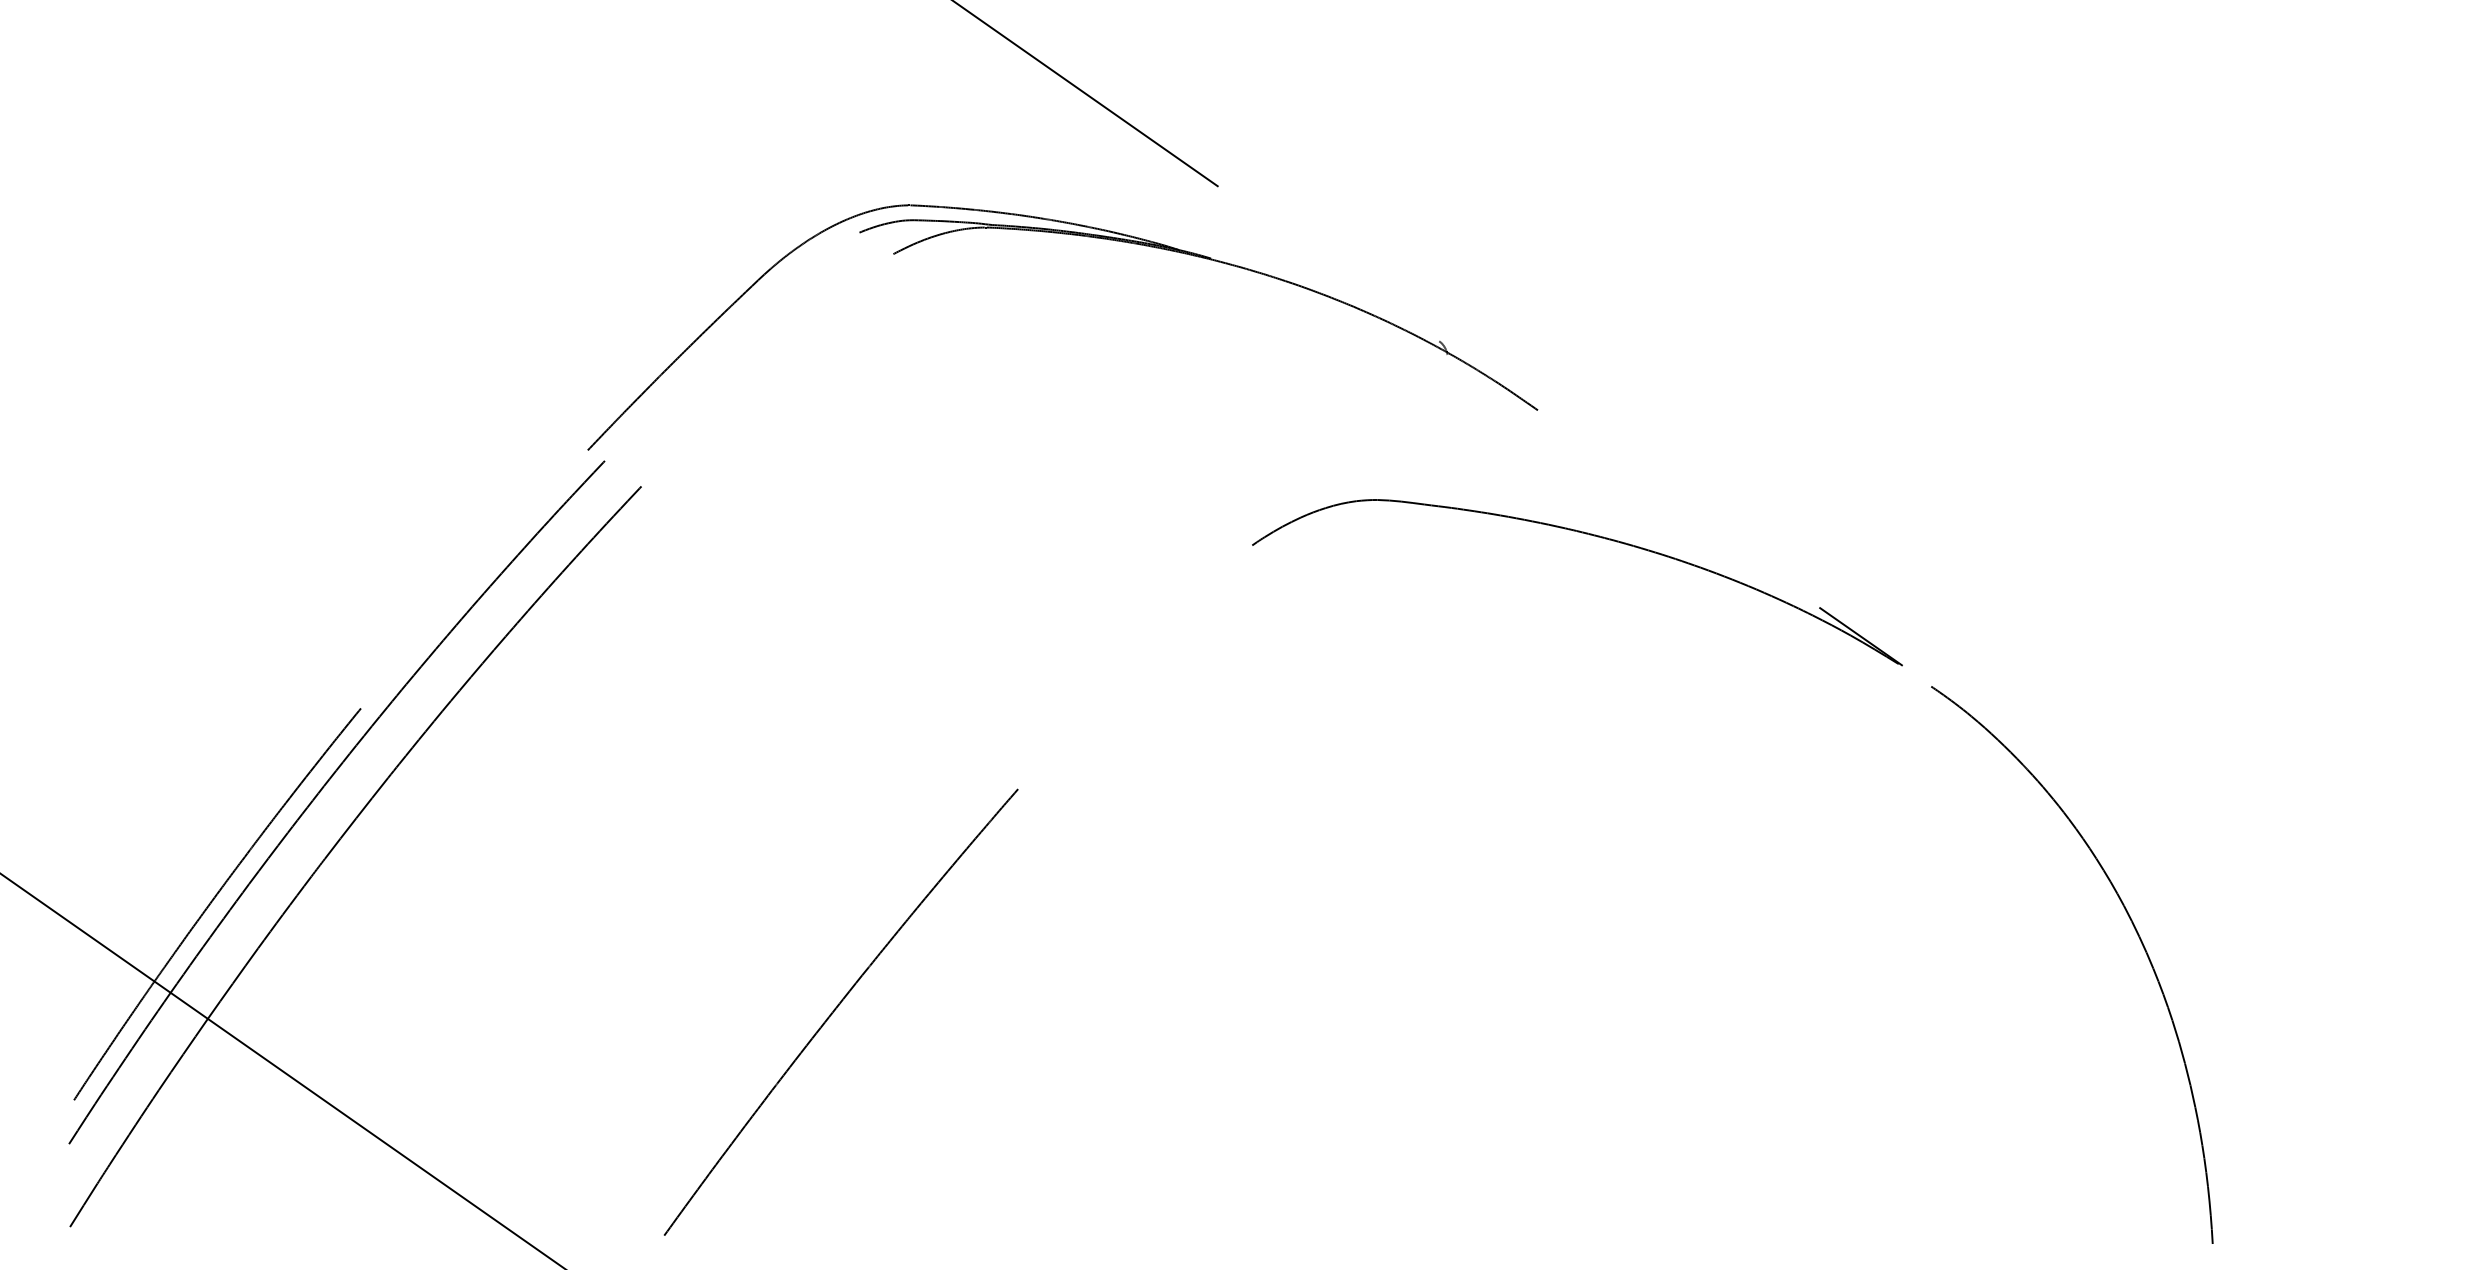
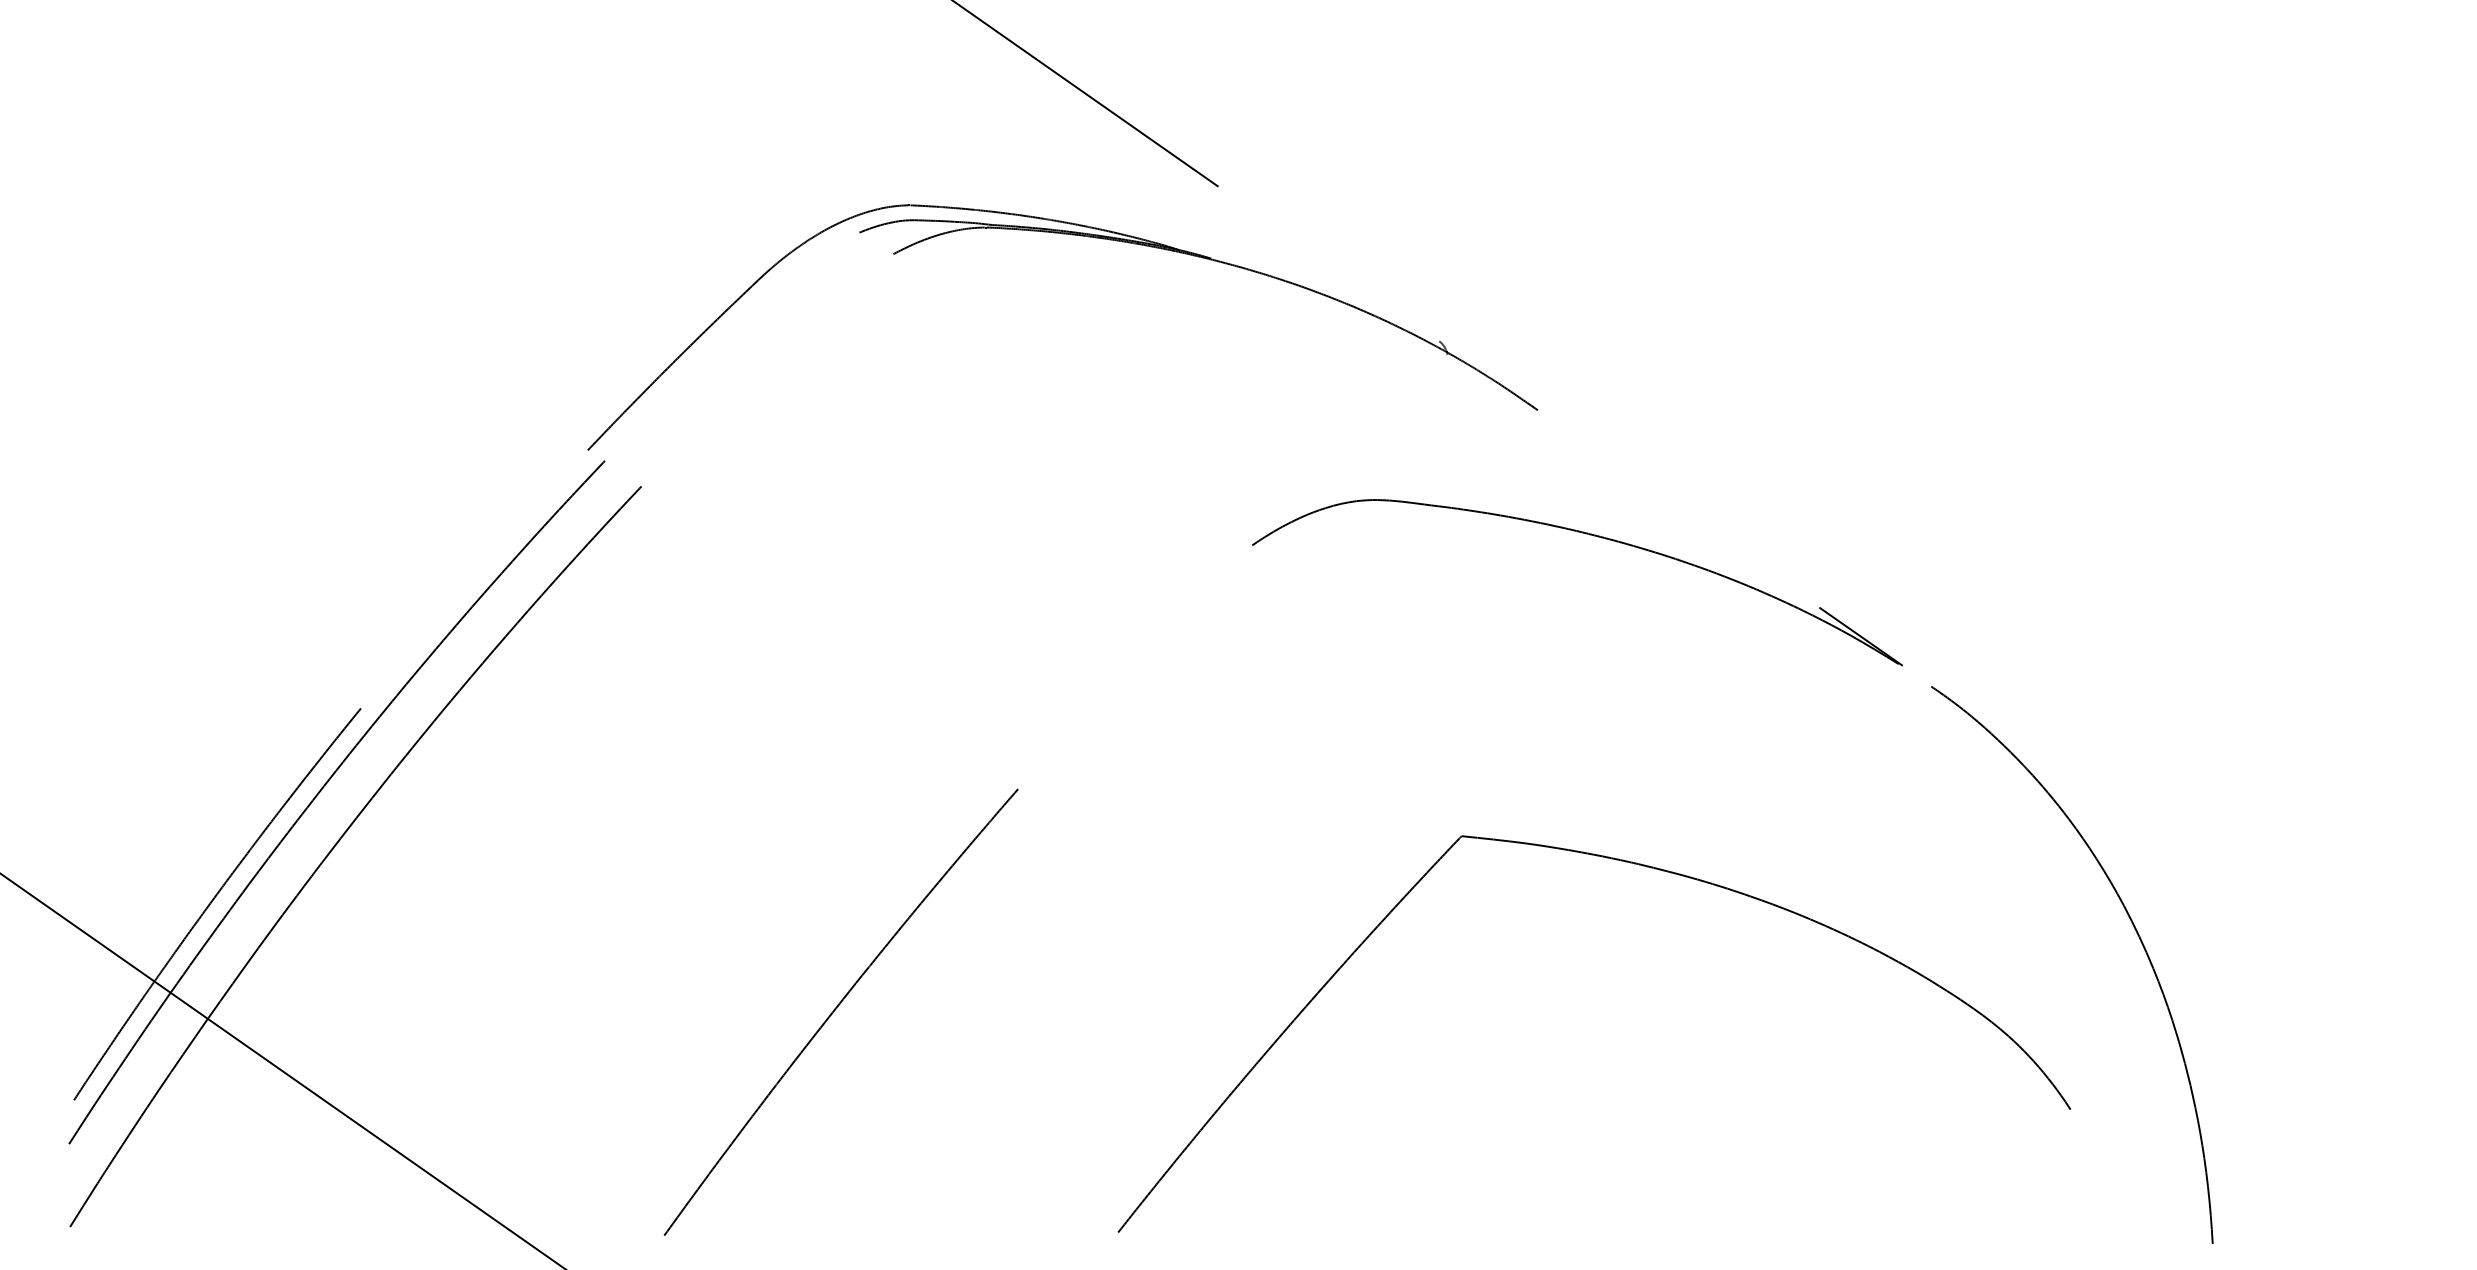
part: none -> present (1634, 864)
